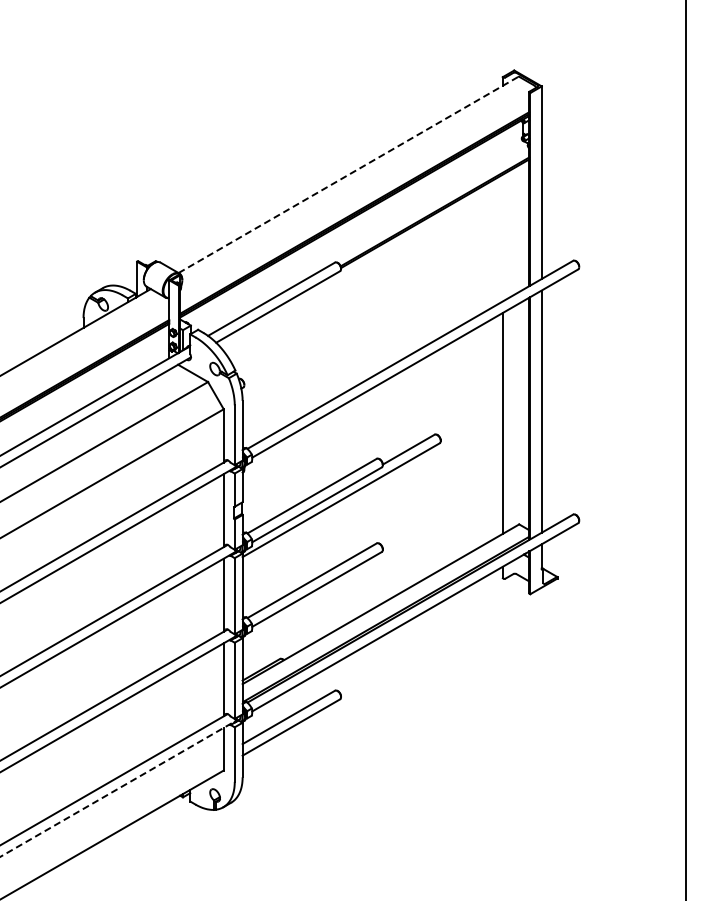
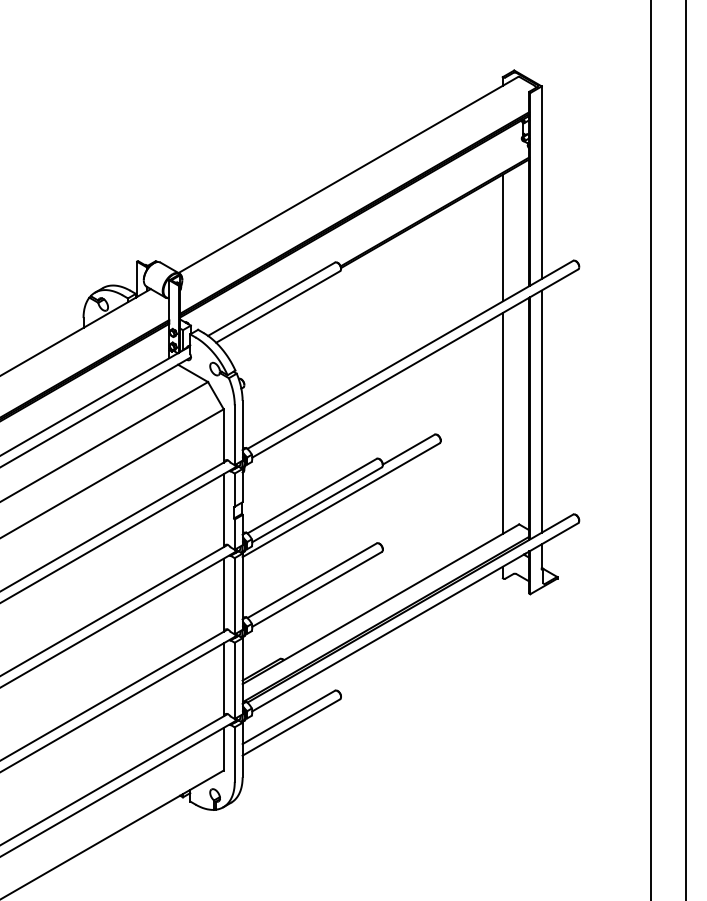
line: dashed -> solid (348, 174)
line: none -> present (502, 237)
line: none -> present (650, 449)
line: dashed -> solid (117, 788)
